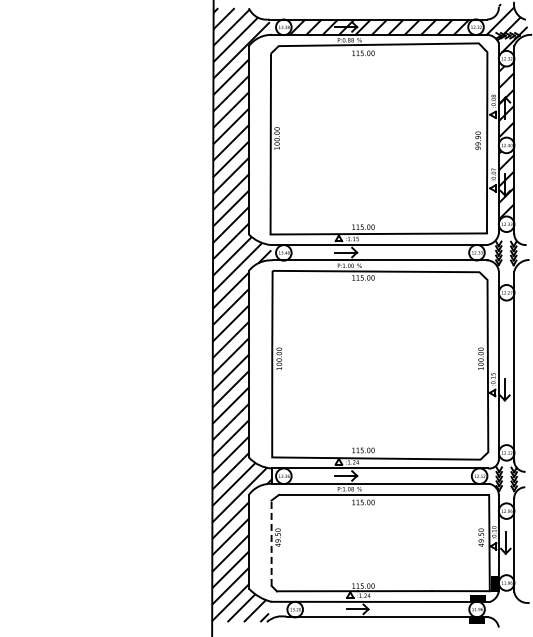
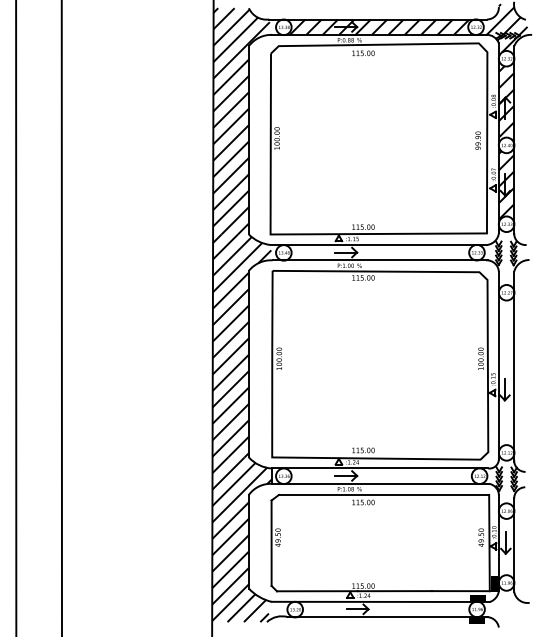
line: none -> present (16, 317)
line: none -> present (61, 317)
line: dashed -> solid (271, 543)
